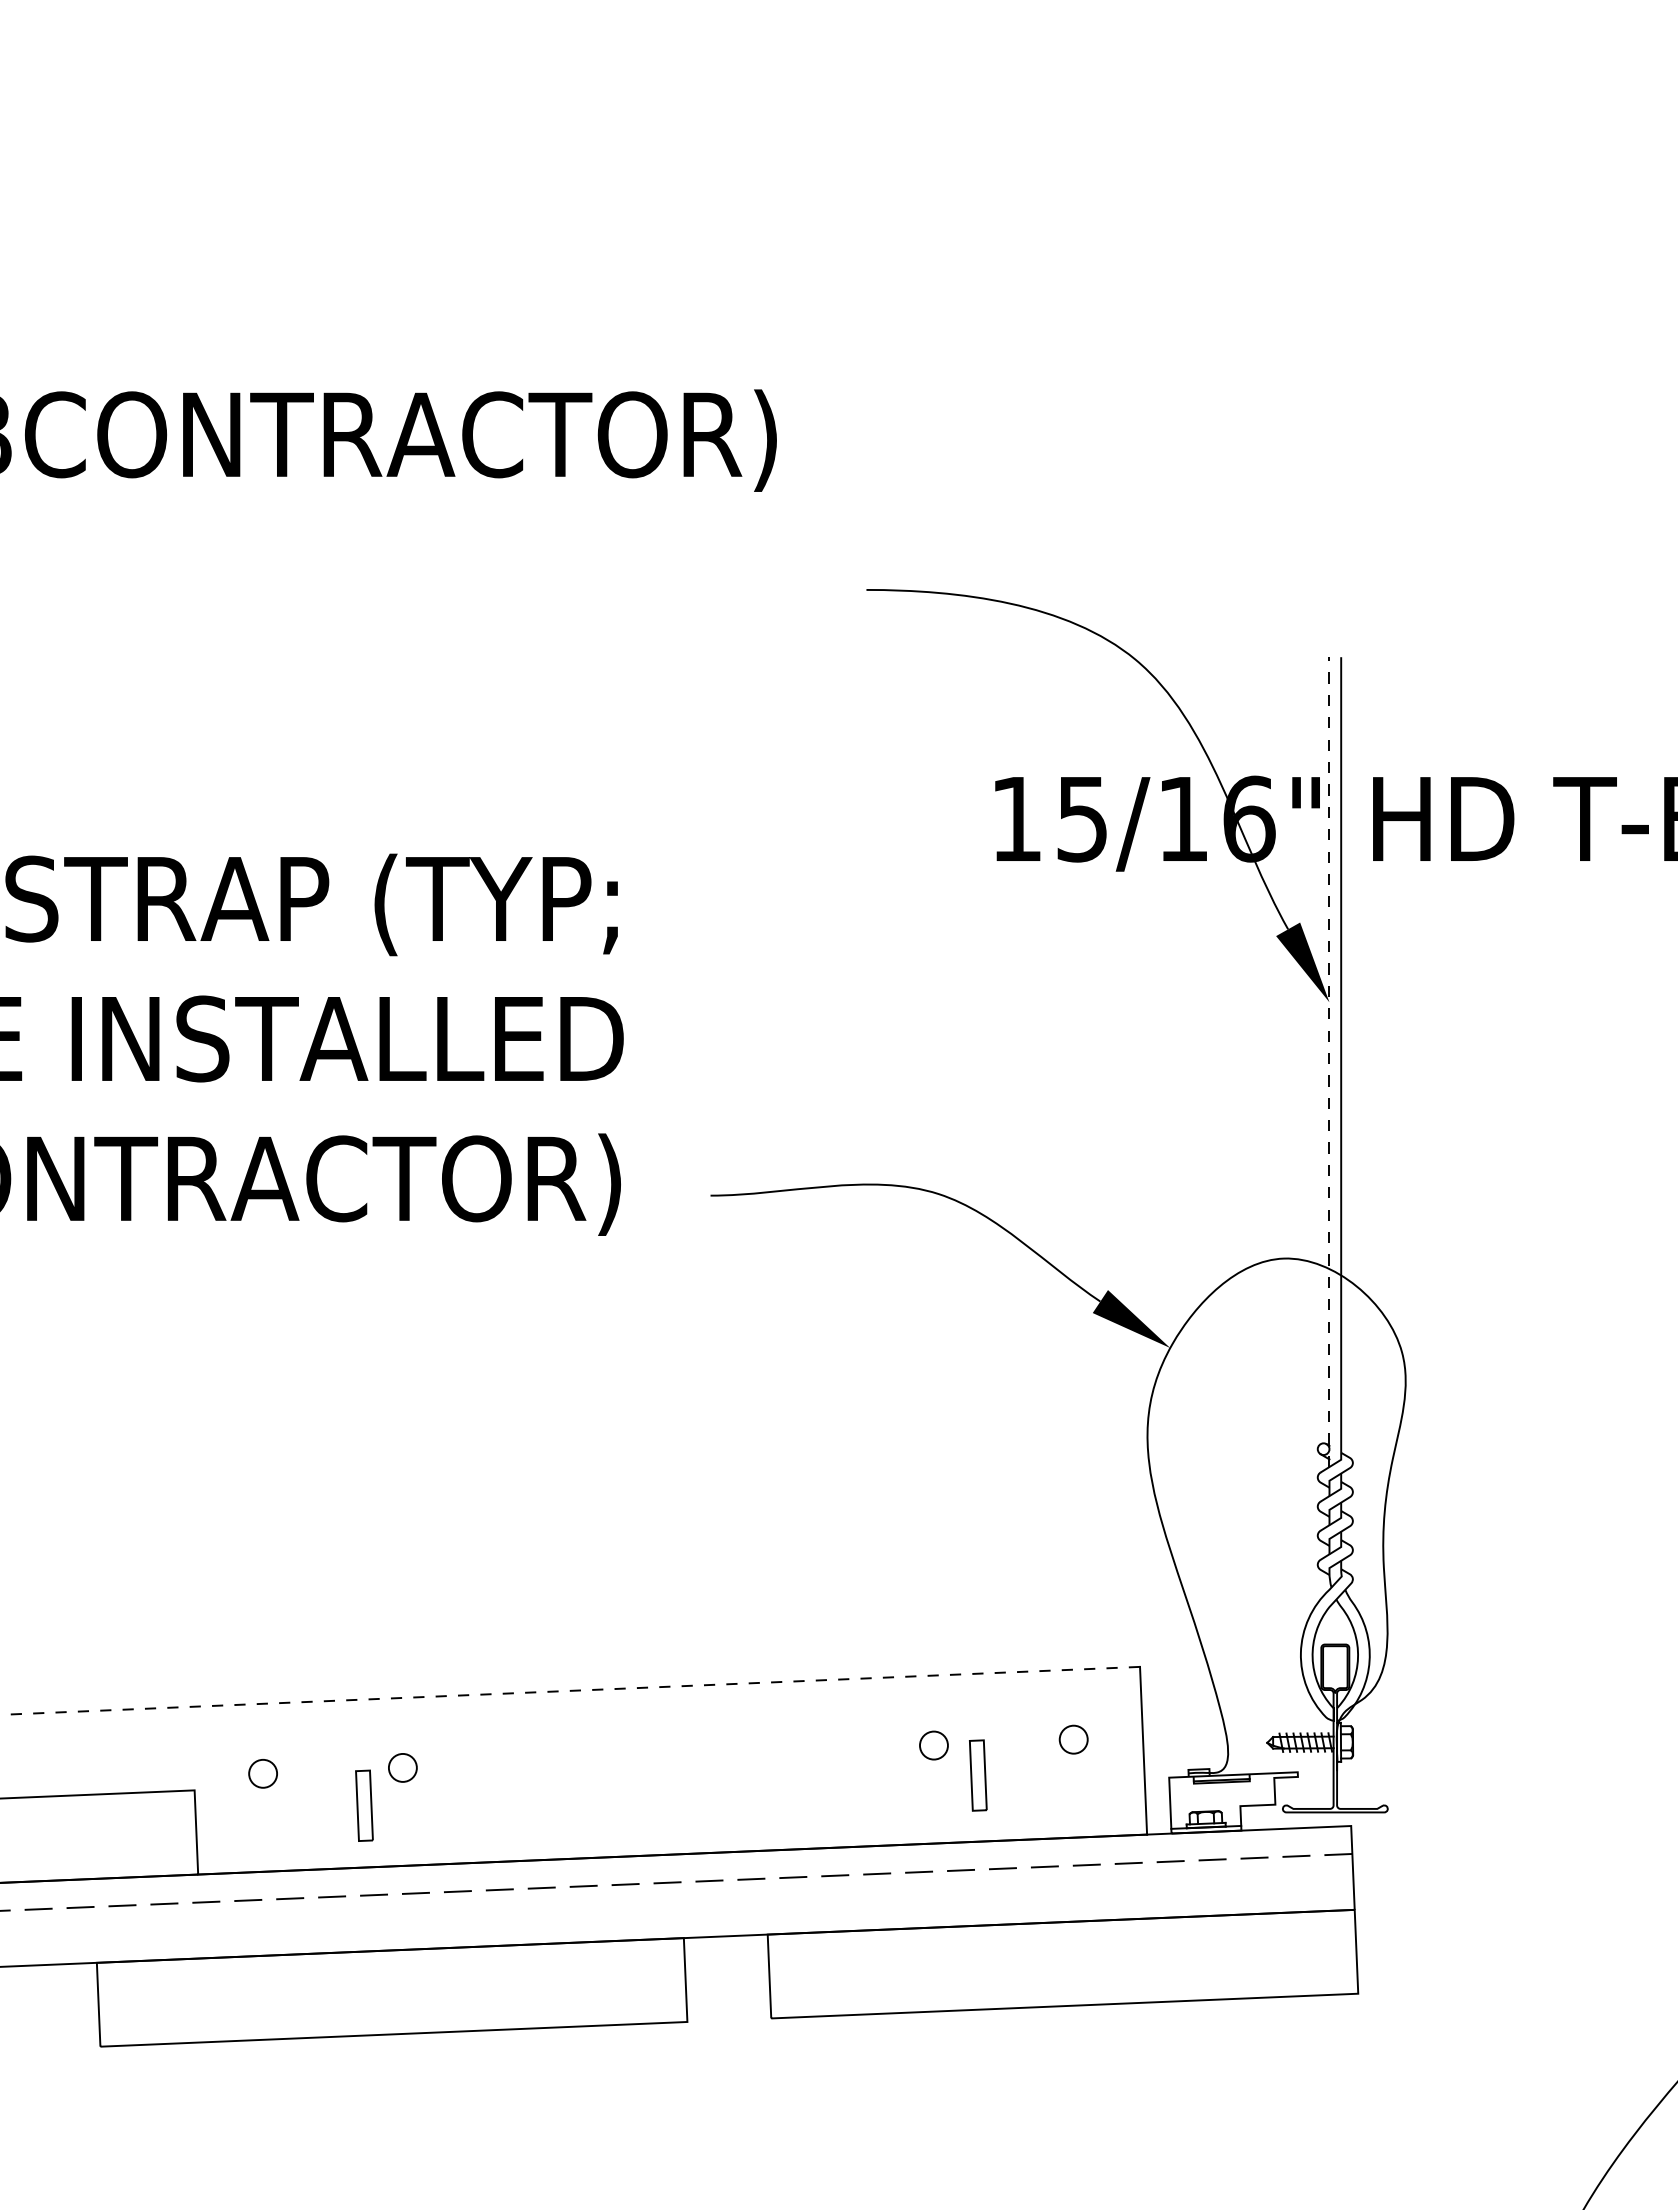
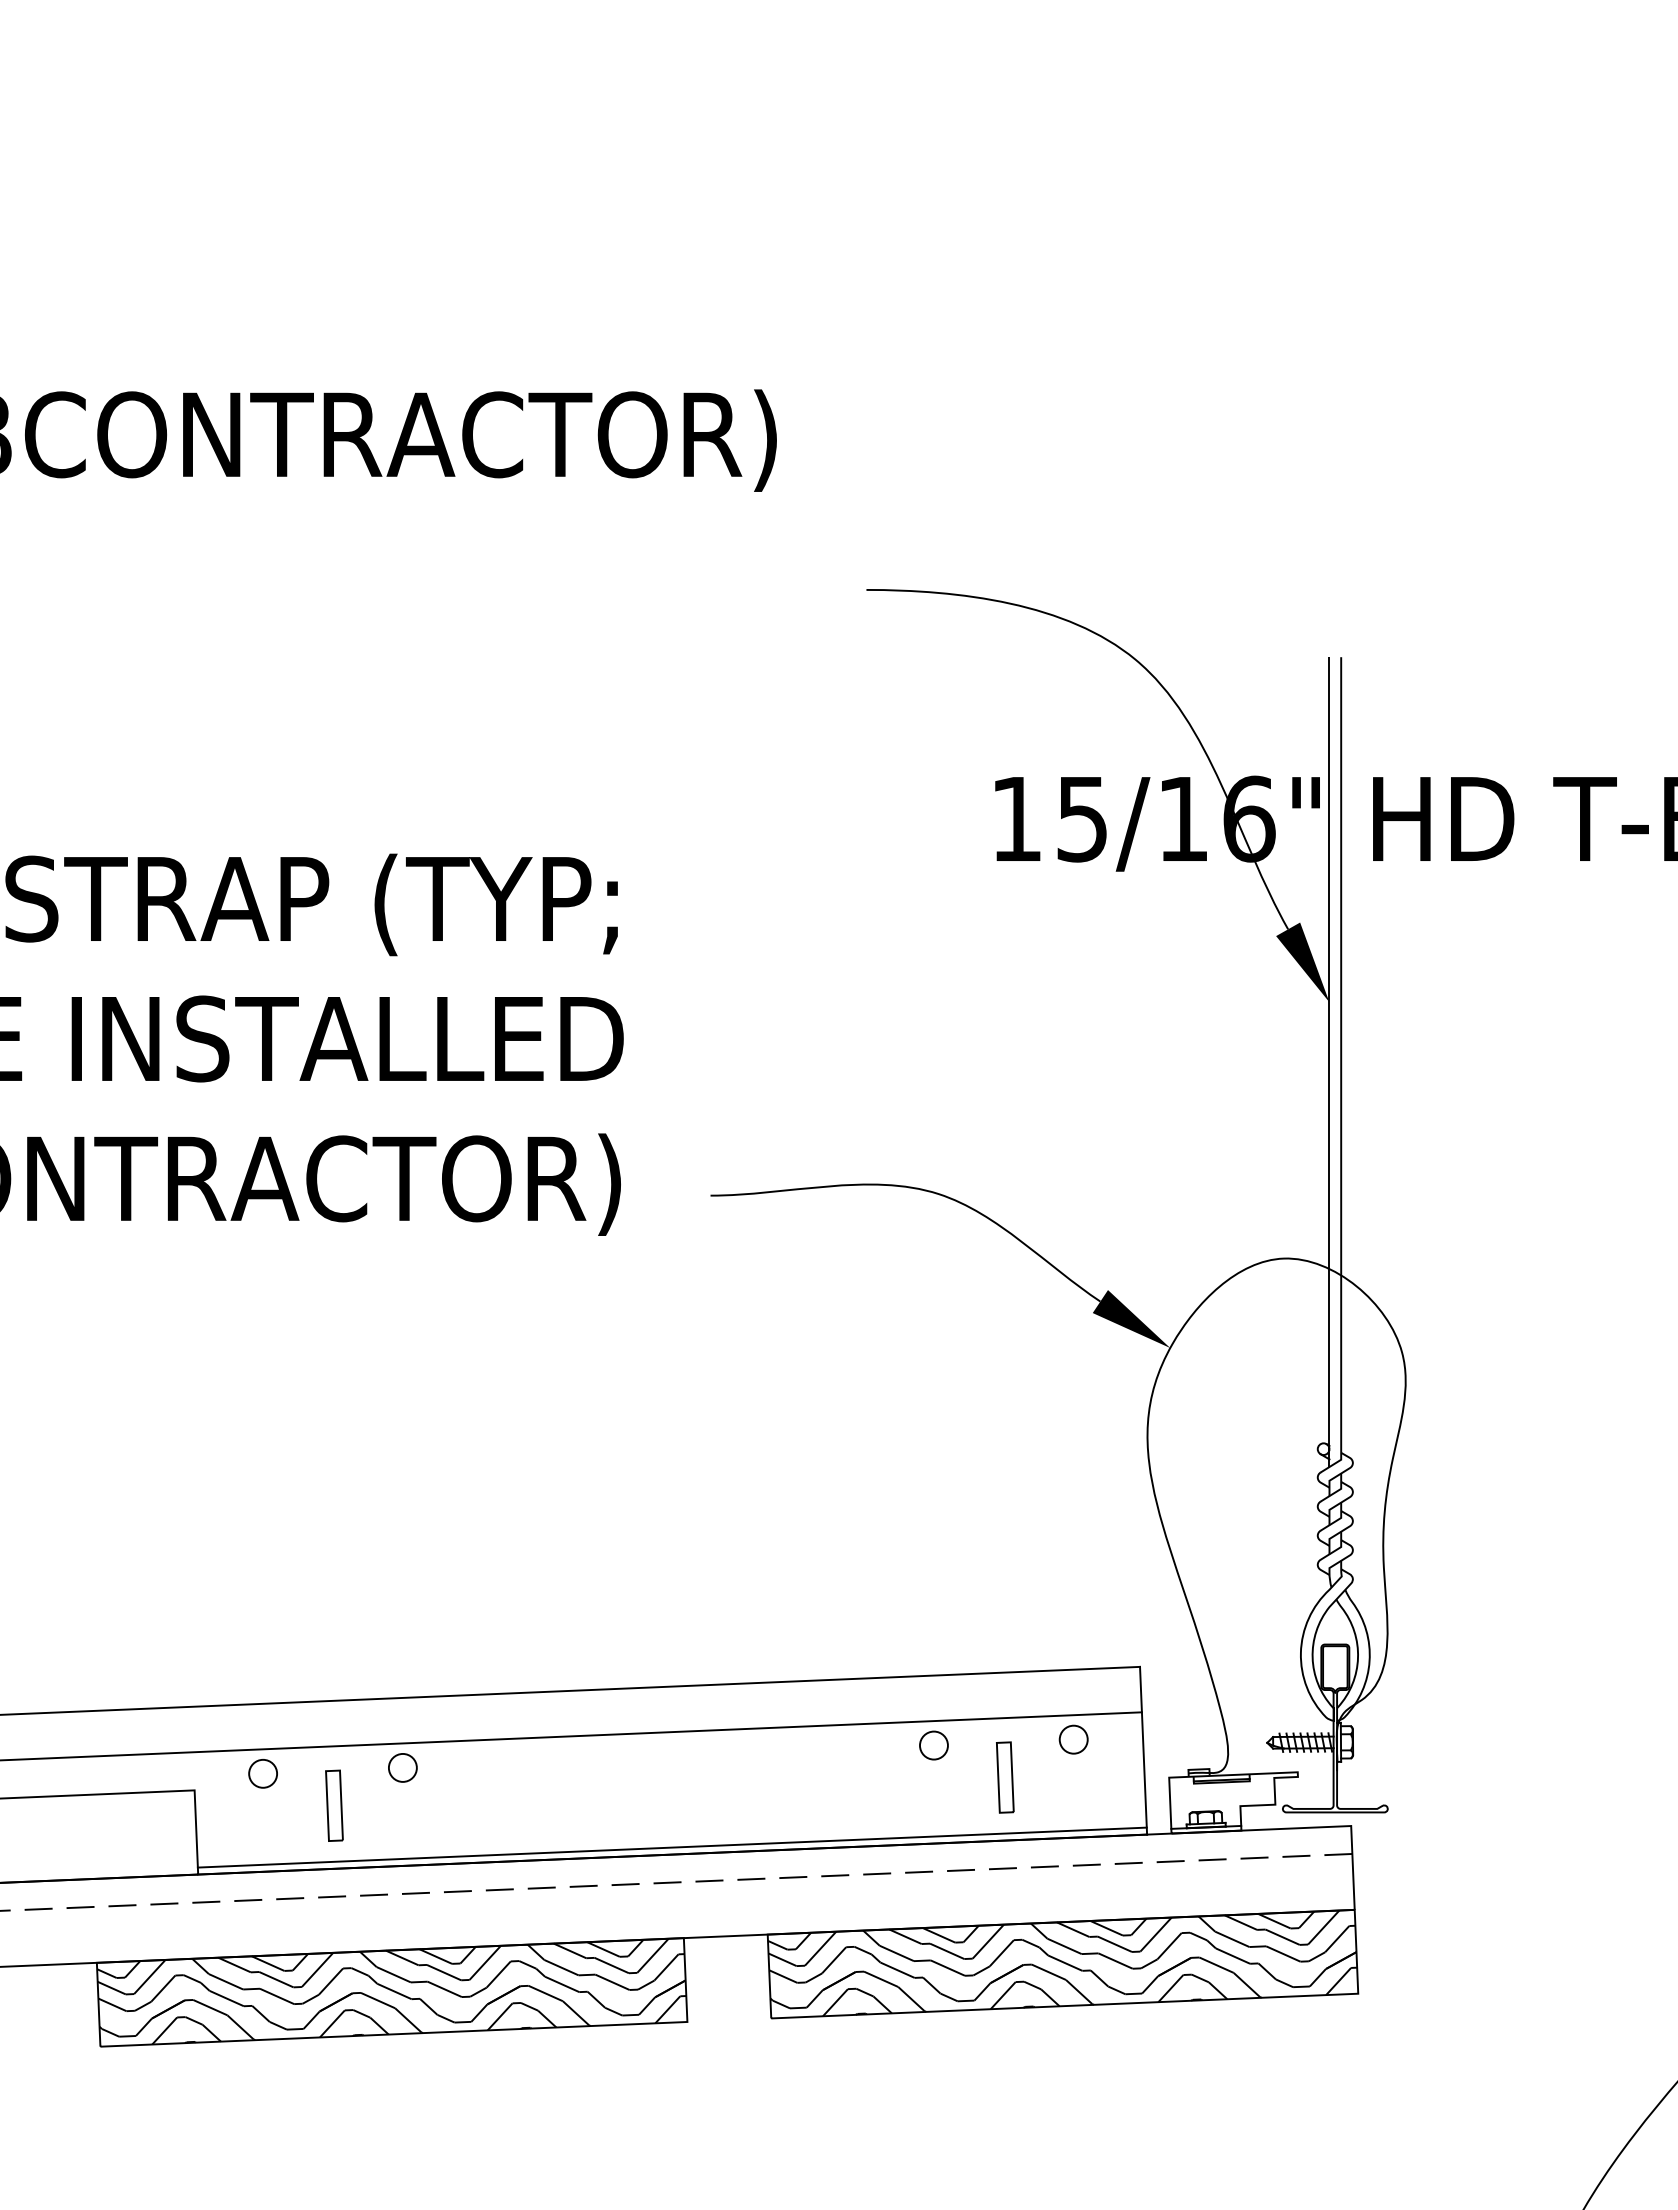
line: dashed -> solid (1329, 1062)
line: dashed -> solid (569, 1690)
line: none -> present (571, 1736)
part position: (978, 1775) -> (1005, 1777) (1005, 1777)
part position: (364, 1805) -> (334, 1805) (334, 1805)
line: none -> present (671, 1847)
hatch: none -> present (1062, 1963)
hatch: none -> present (391, 1991)
